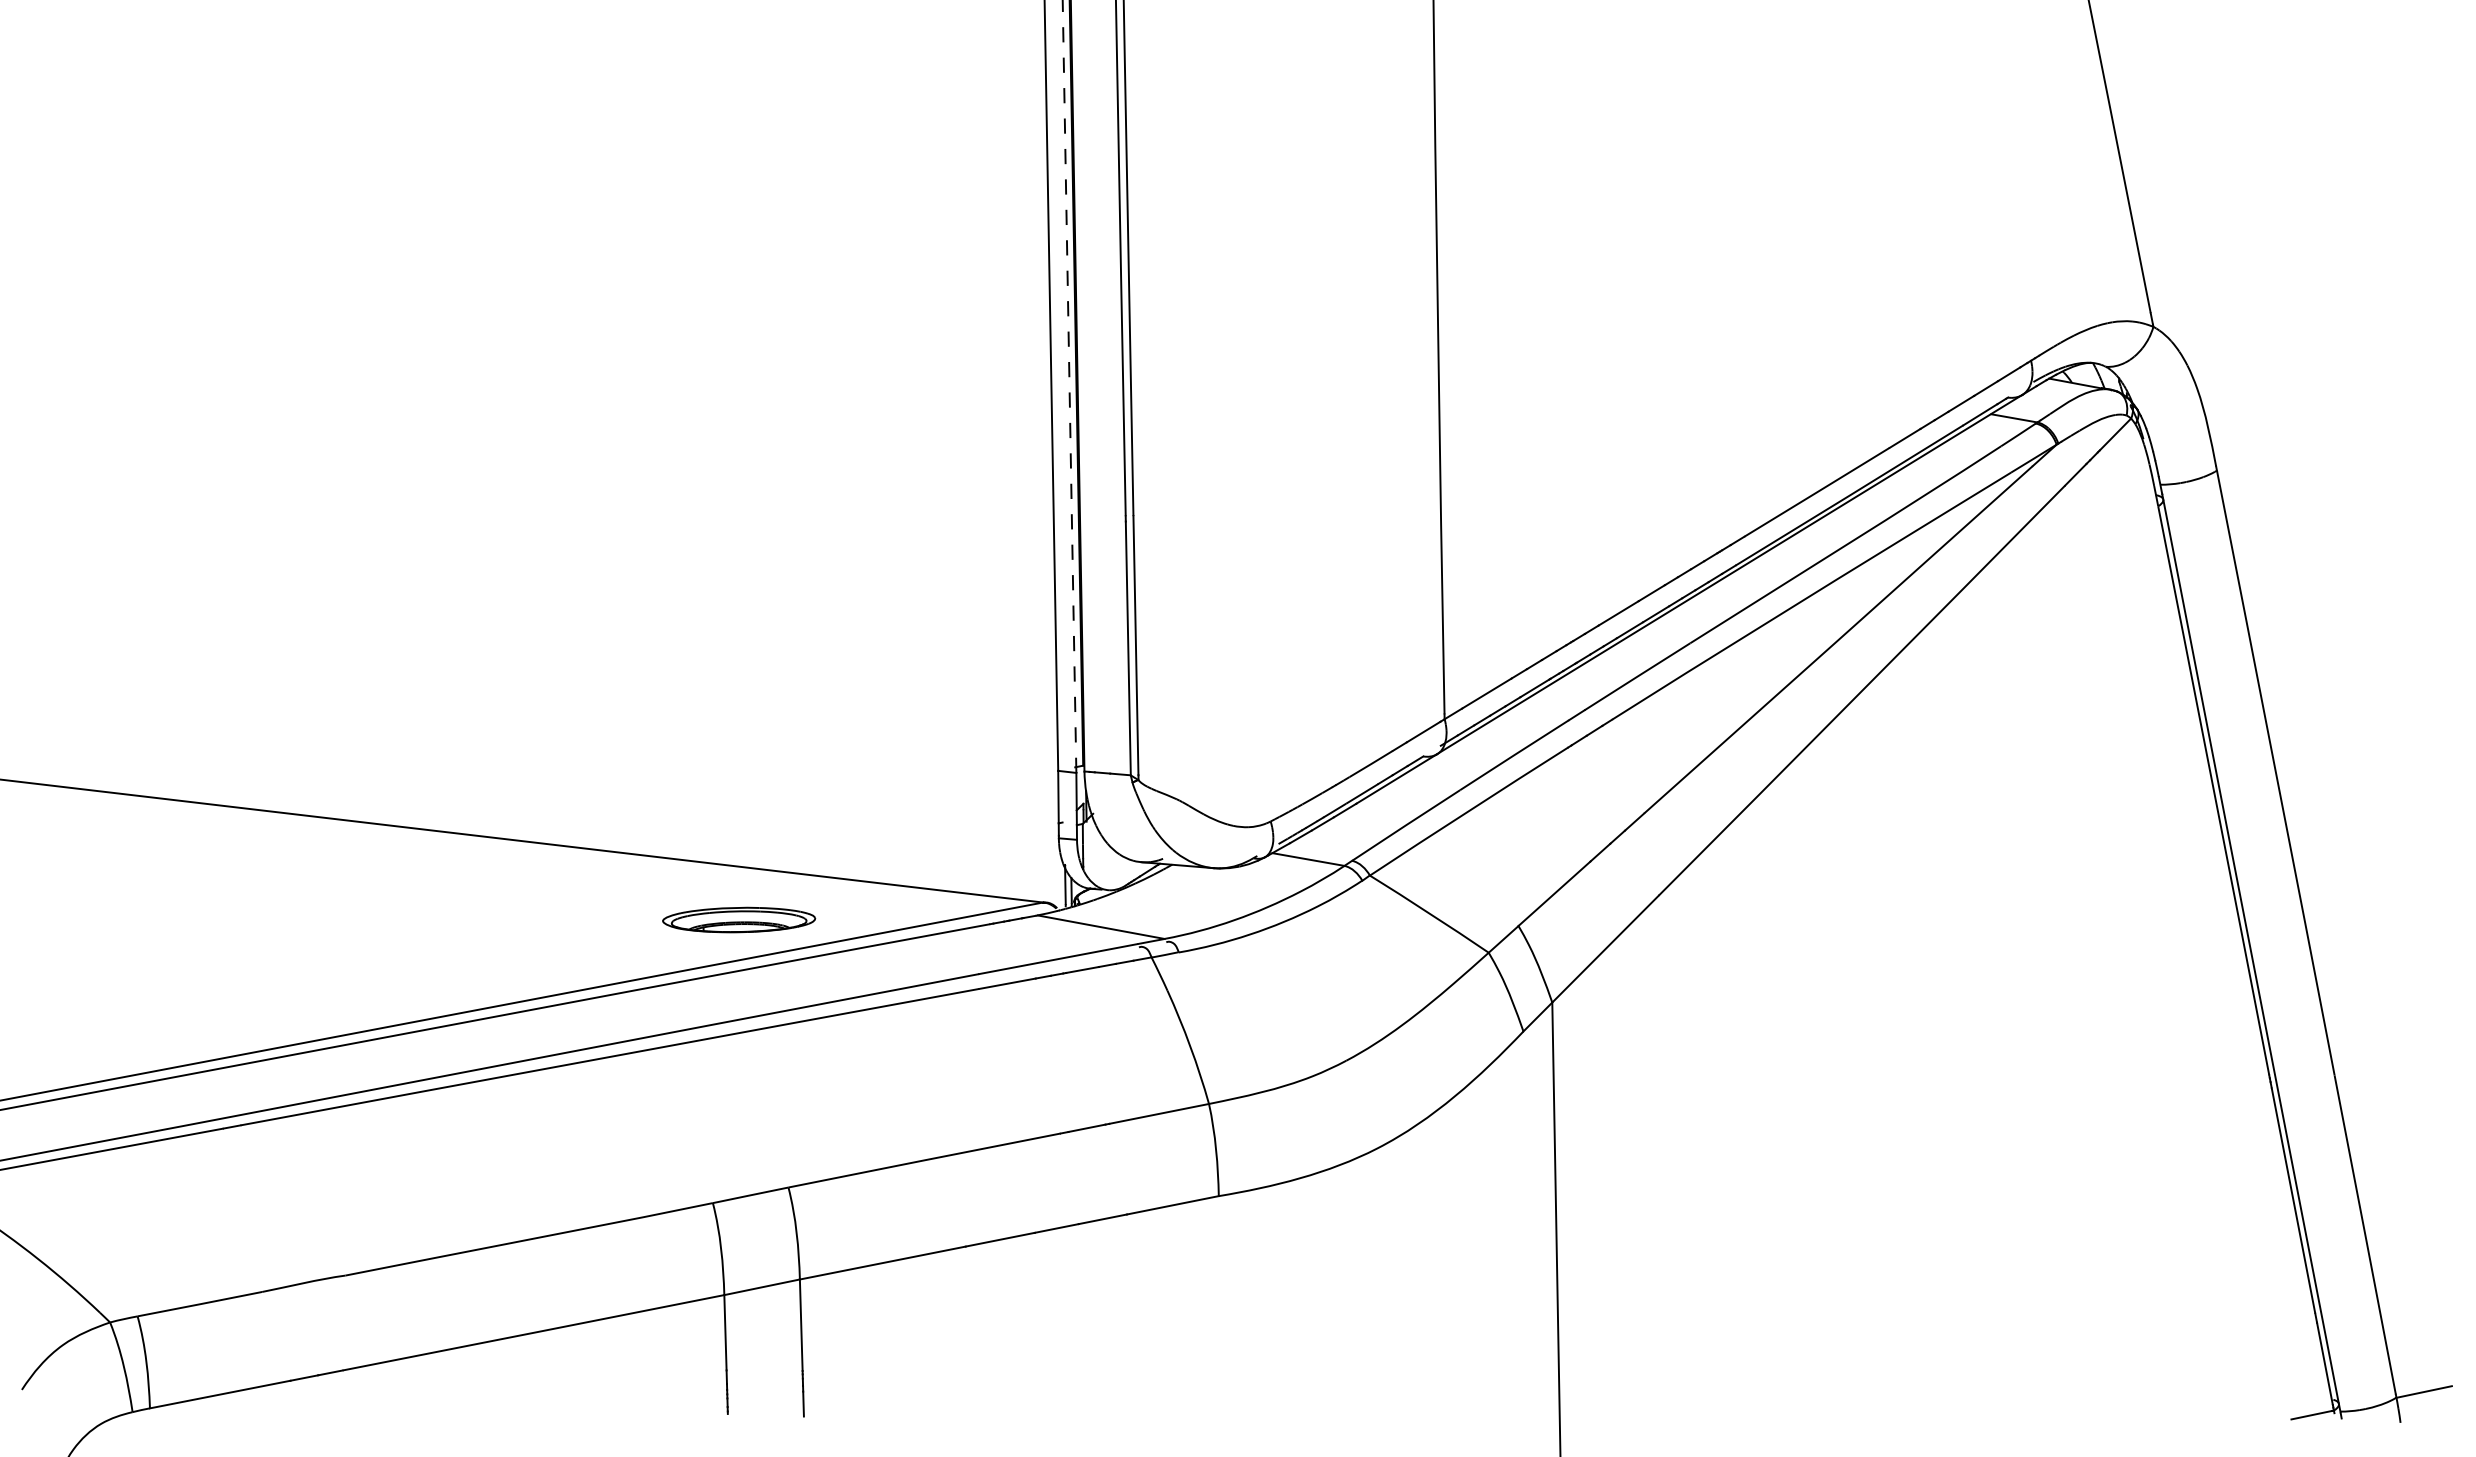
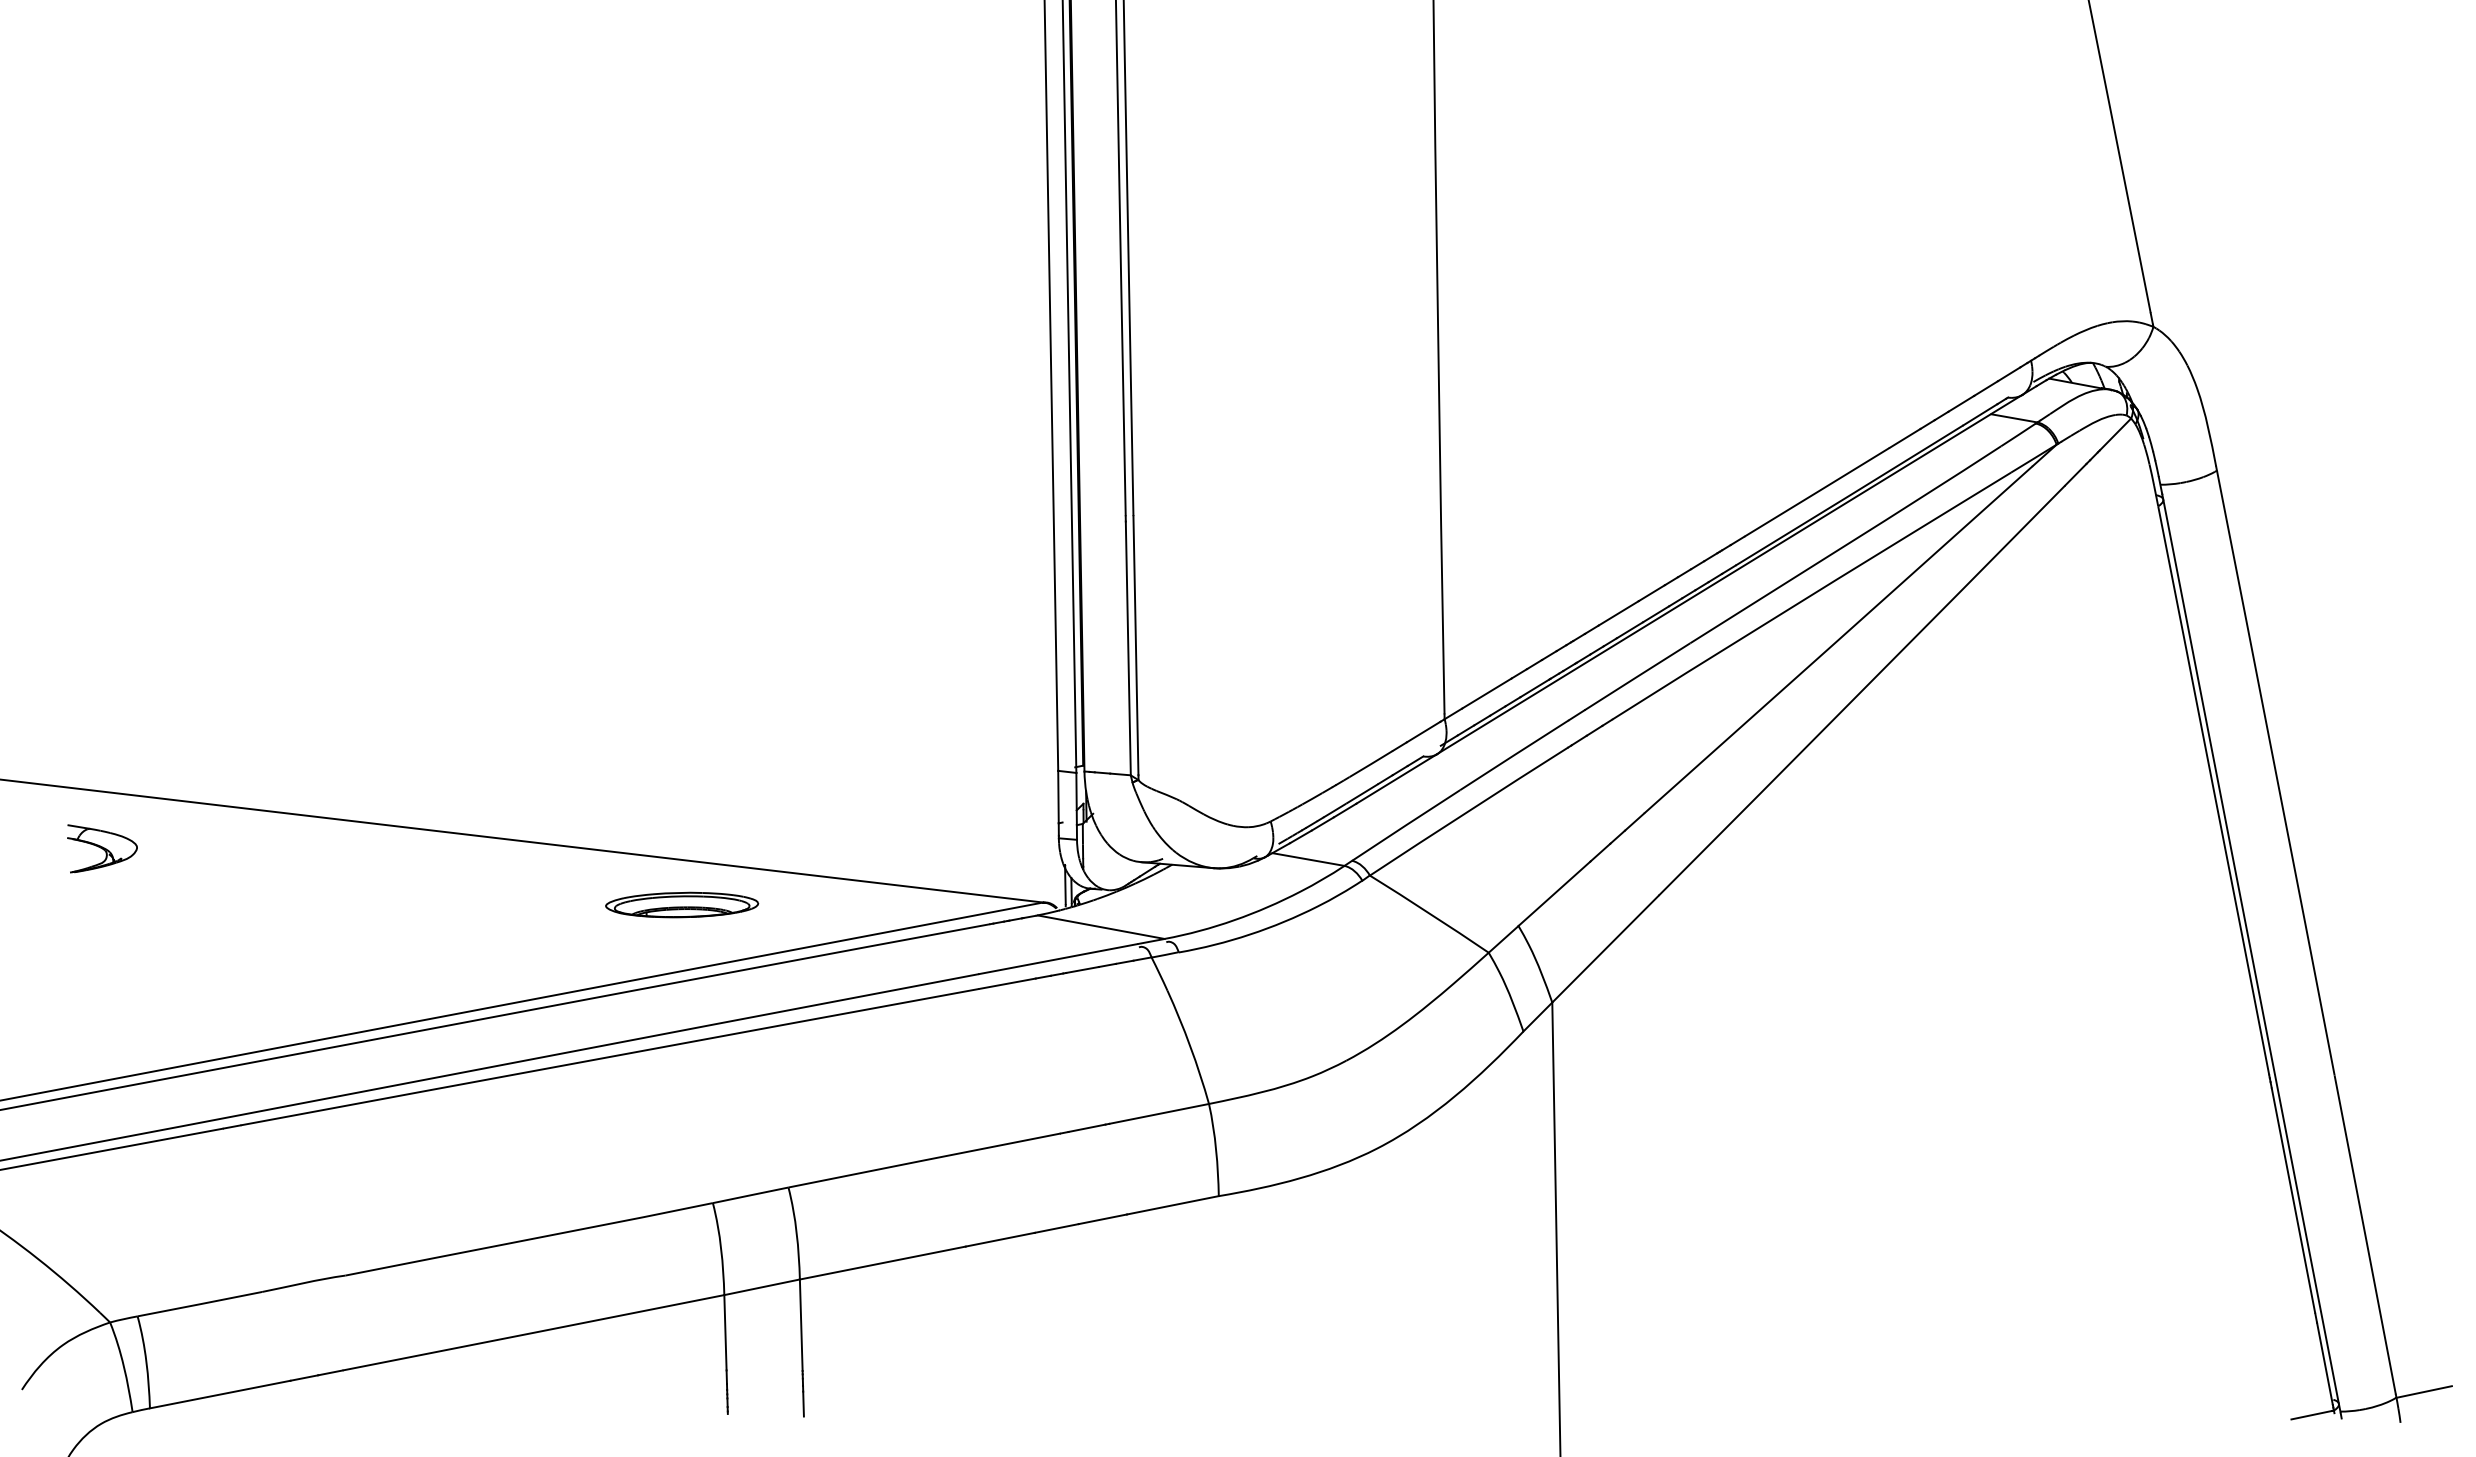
line: dashed -> solid (1069, 386)
part: none -> present (102, 848)
part position: (739, 919) -> (682, 904) (682, 904)
